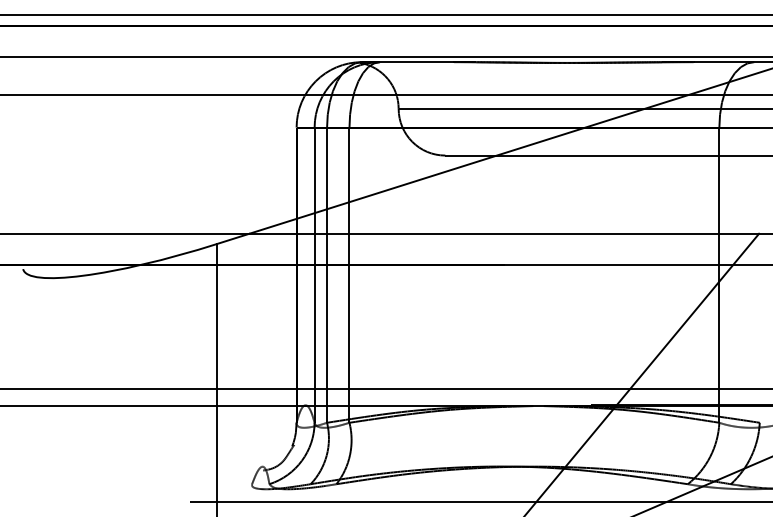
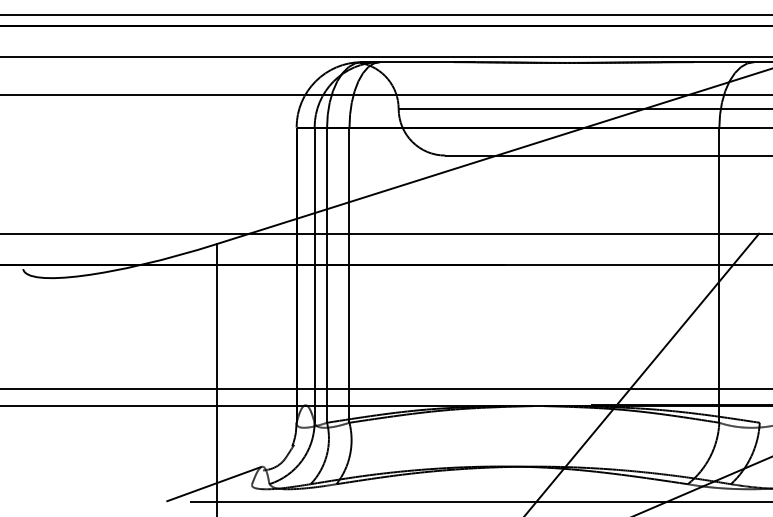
line: none -> present (213, 483)
